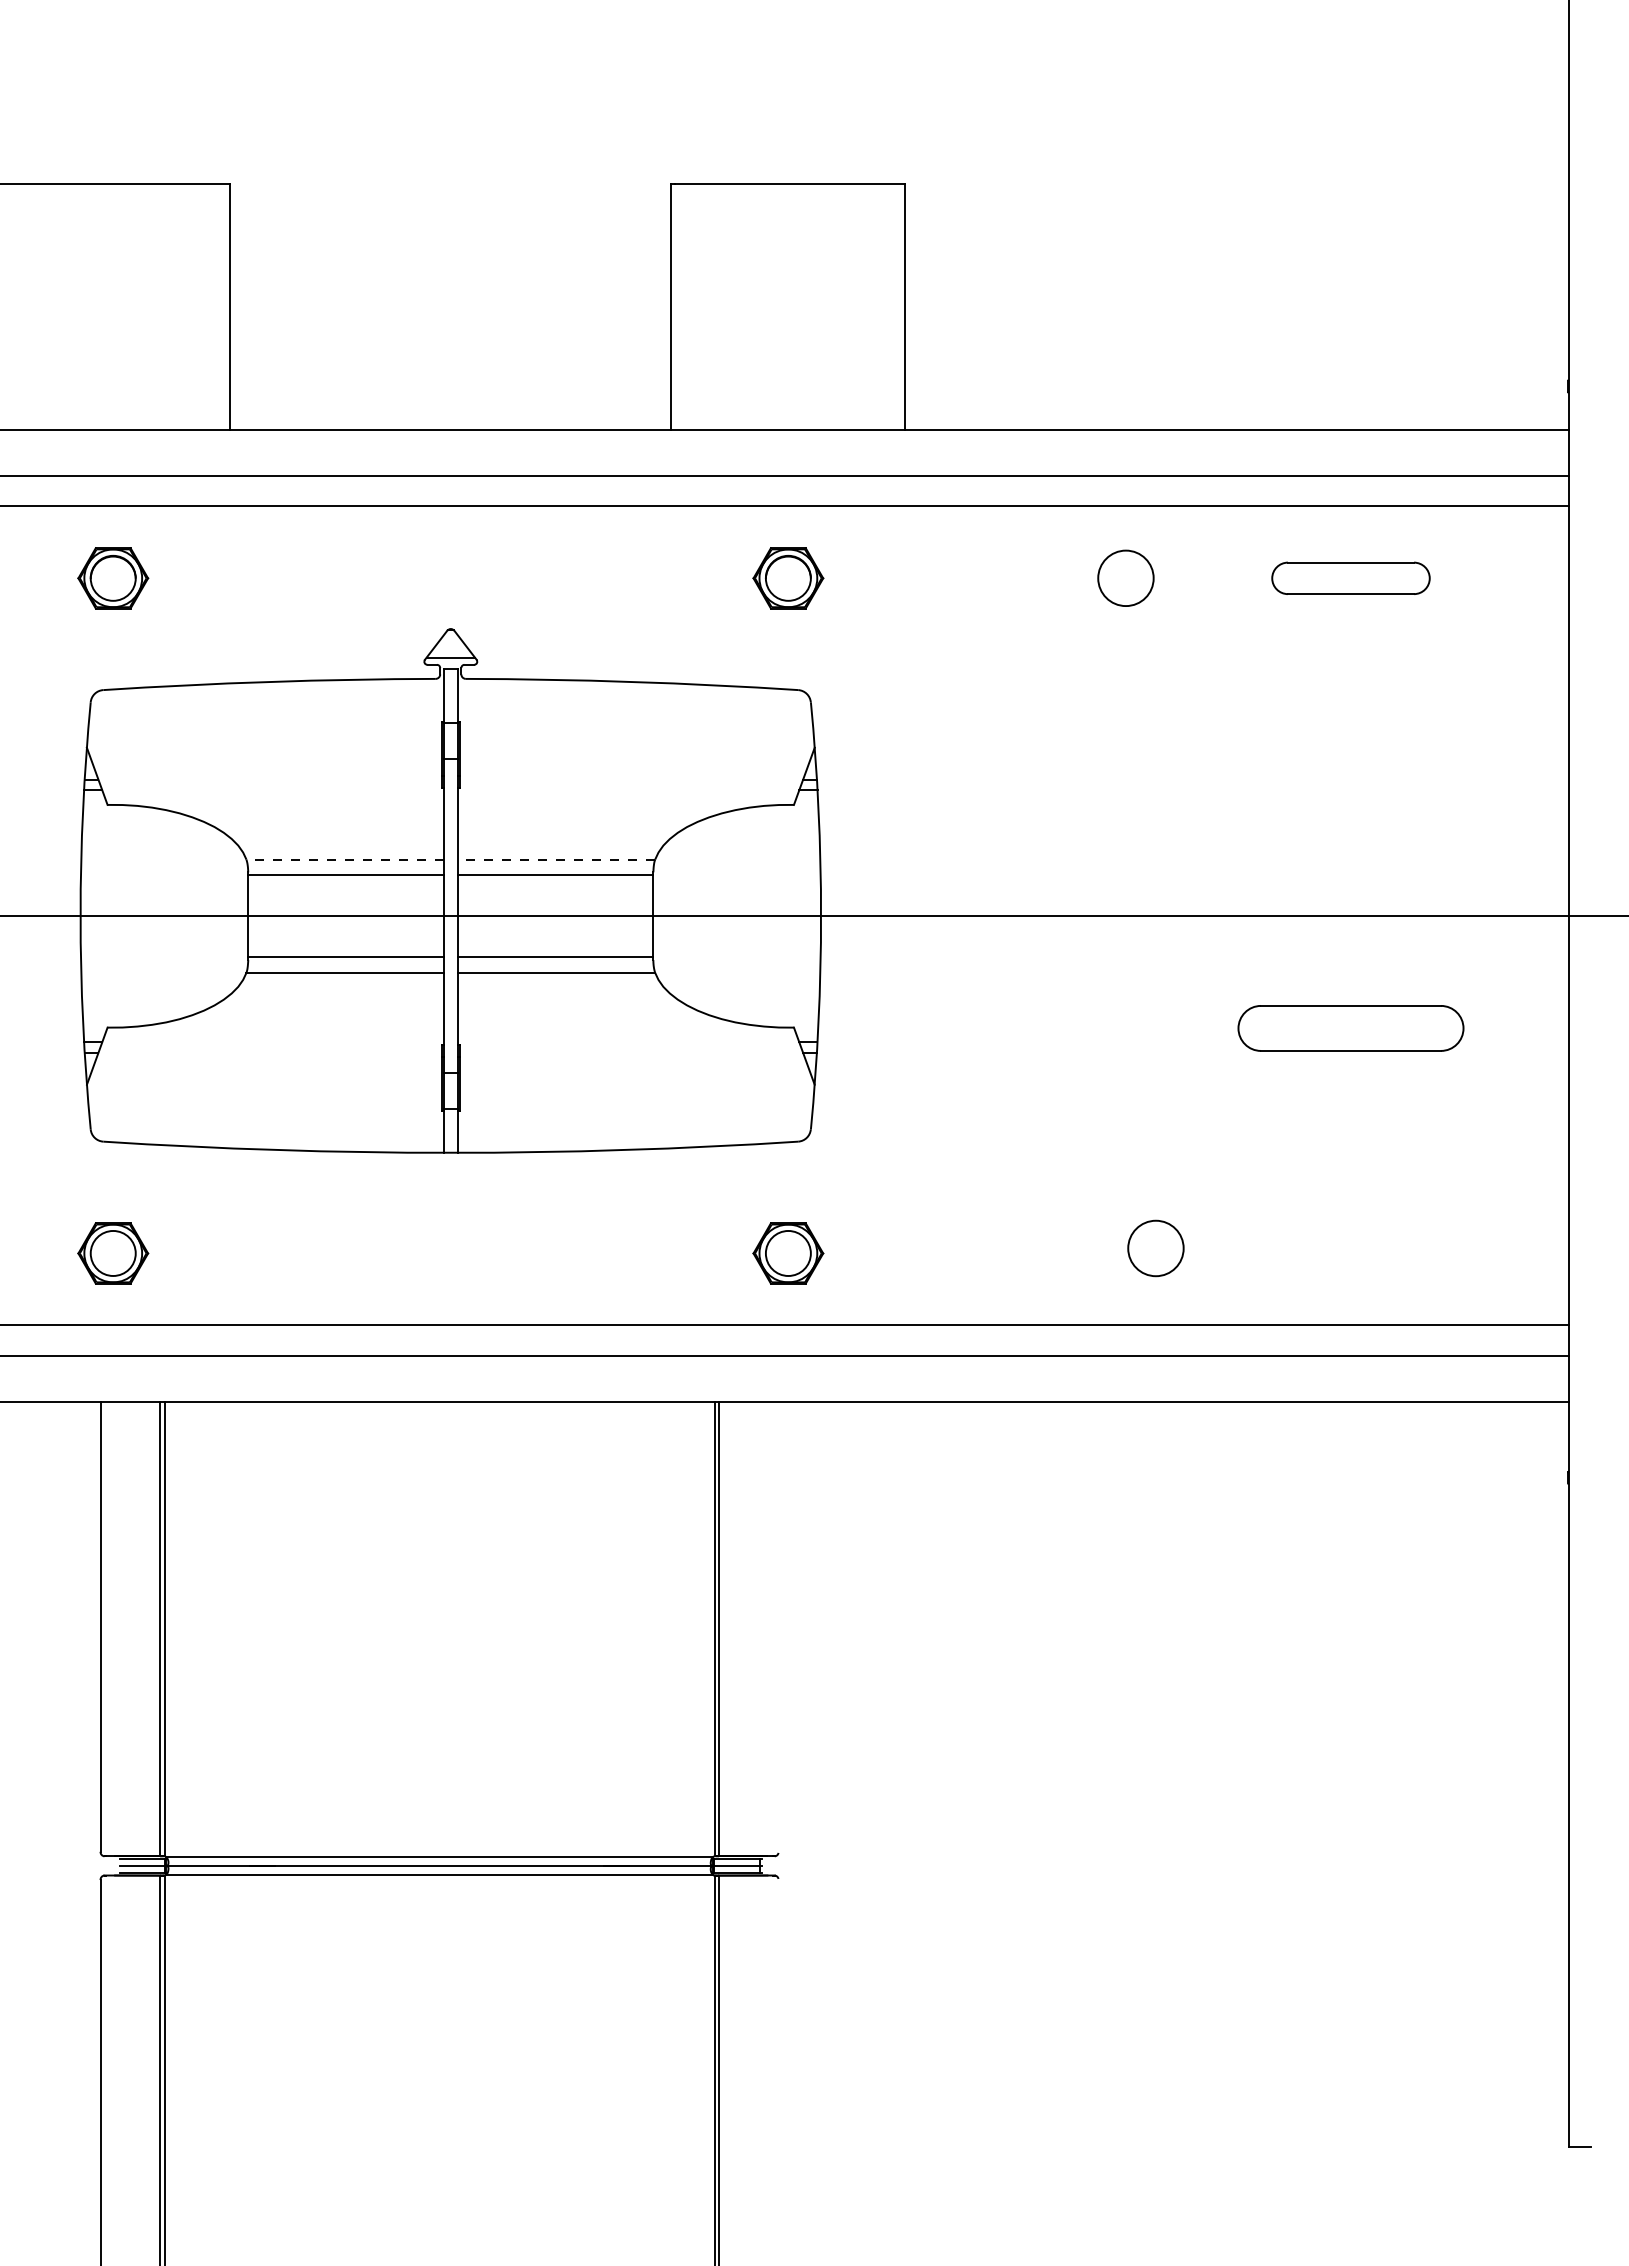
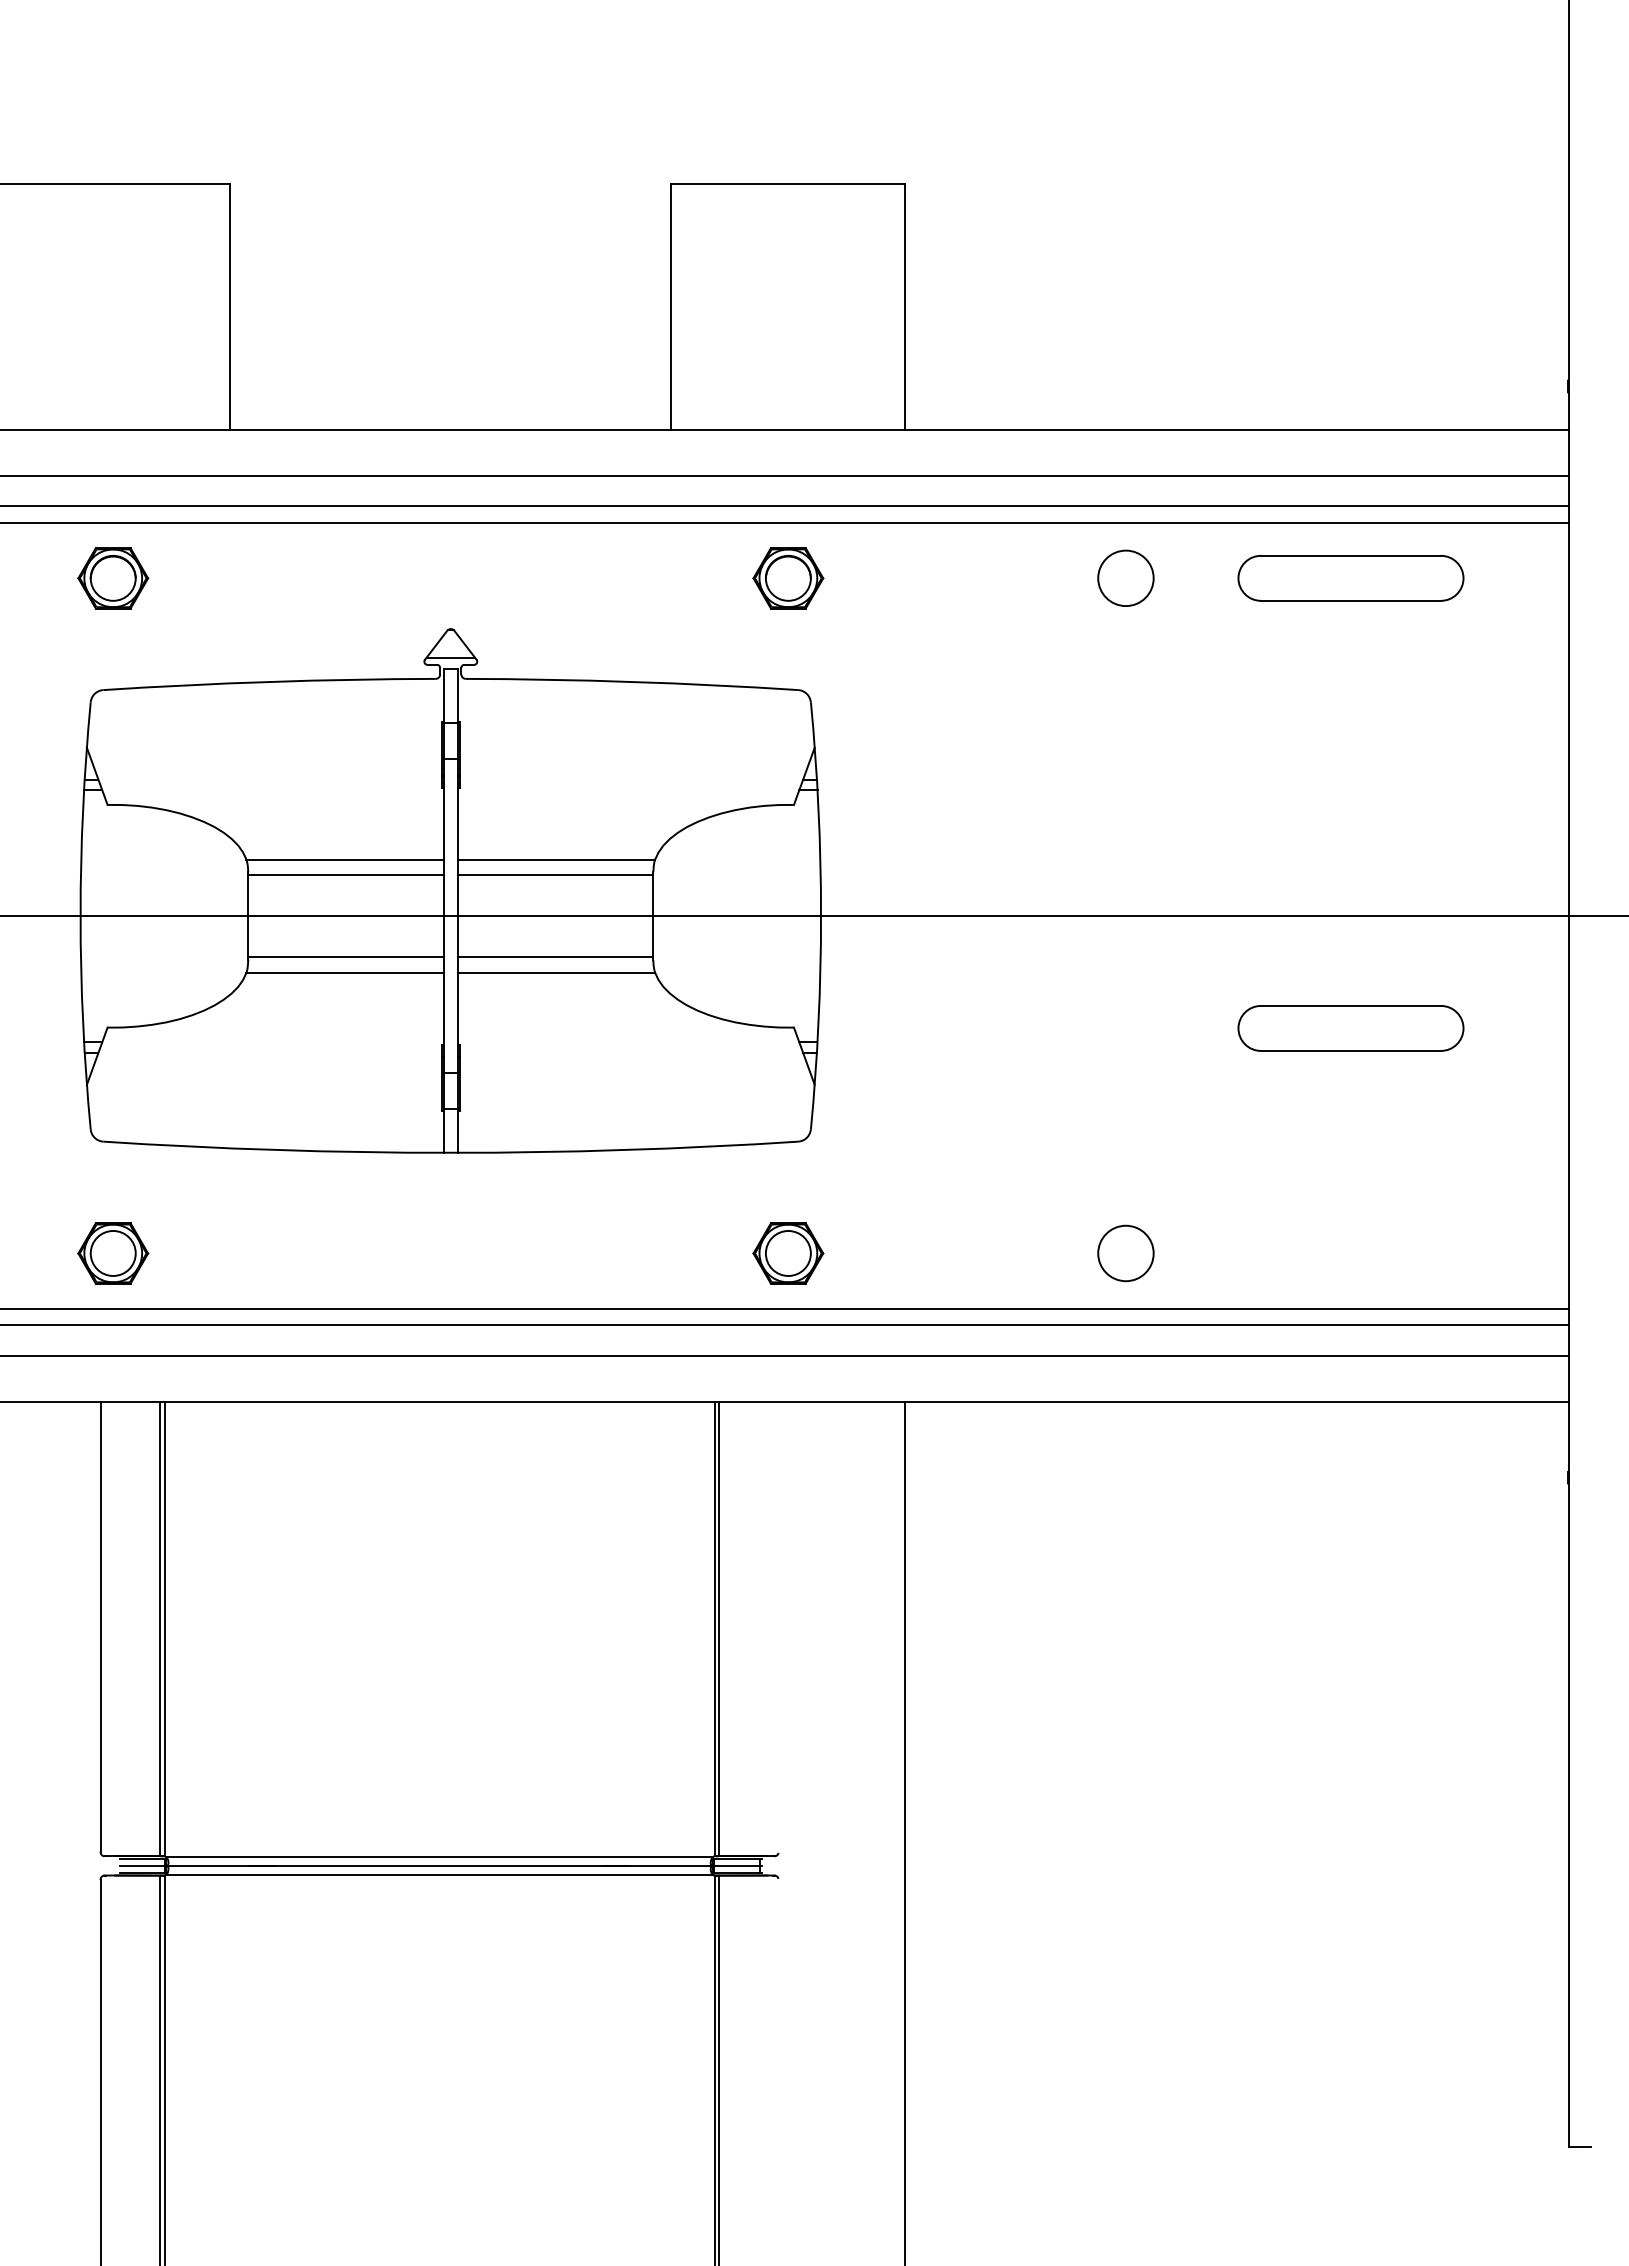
line: none -> present (785, 523)
part size: 160x34 px -> 228x47 px (1350, 578)
line: dashed -> solid (345, 859)
line: dashed -> solid (556, 859)
circle position: (1155, 1248) -> (1125, 1253) (1125, 1253)
line: none -> present (785, 1308)
line: none -> present (905, 1832)
